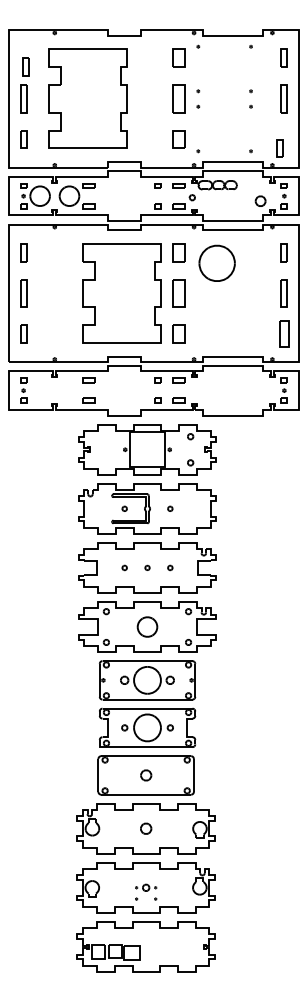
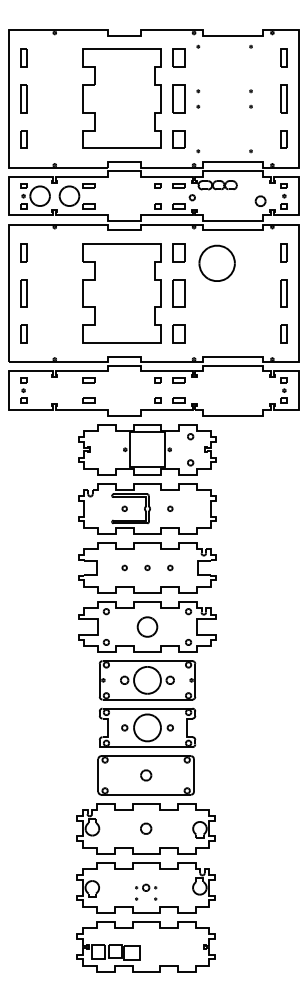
part position: (25, 66) -> (23, 57) (23, 57)
part position: (87, 98) -> (121, 98) (121, 98)
part position: (279, 148) -> (283, 139) (283, 139)
part size: 11x28 px -> 8x20 px (283, 333)
